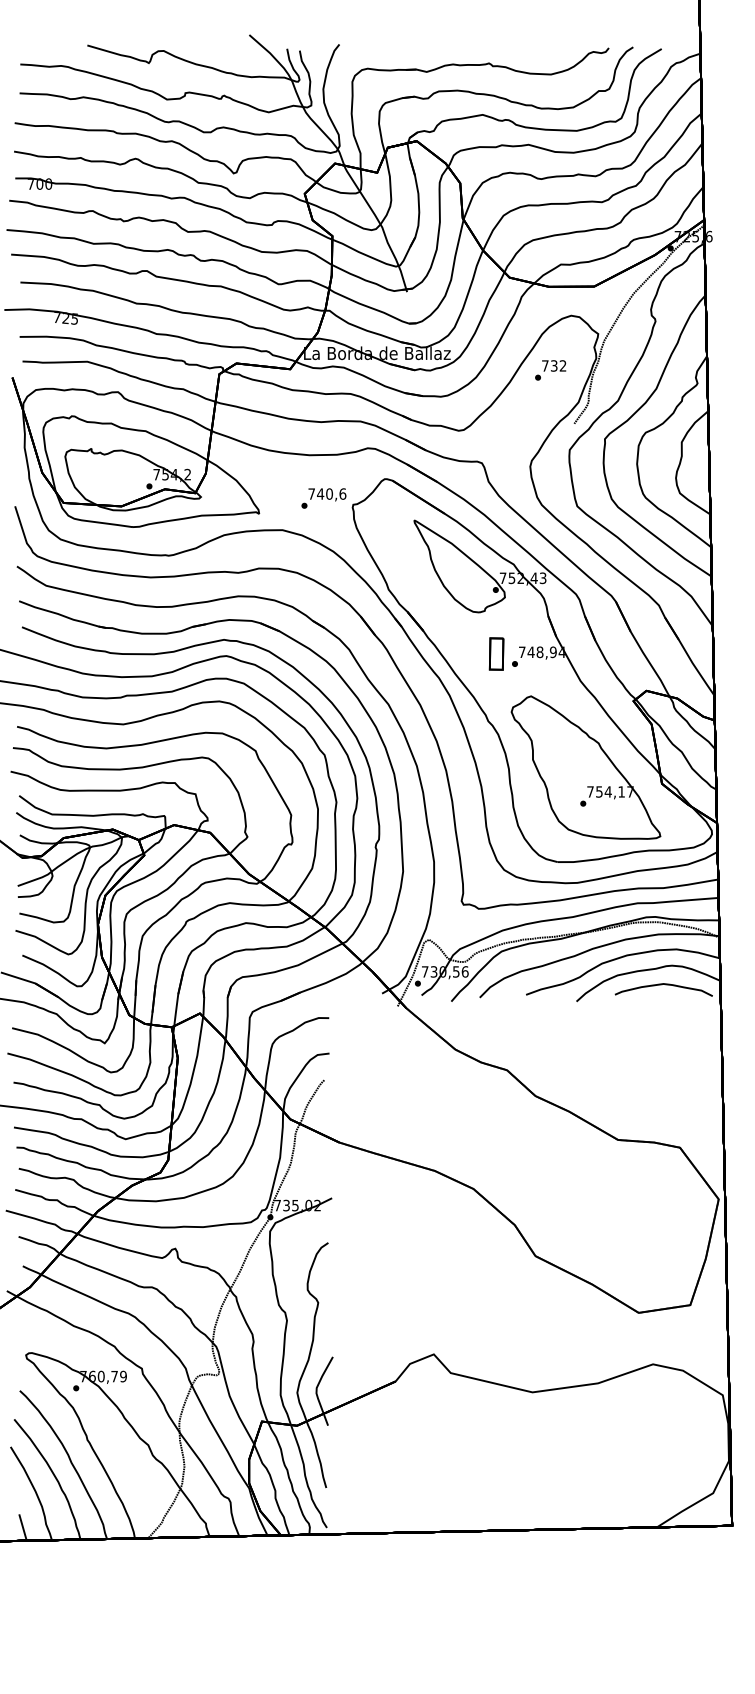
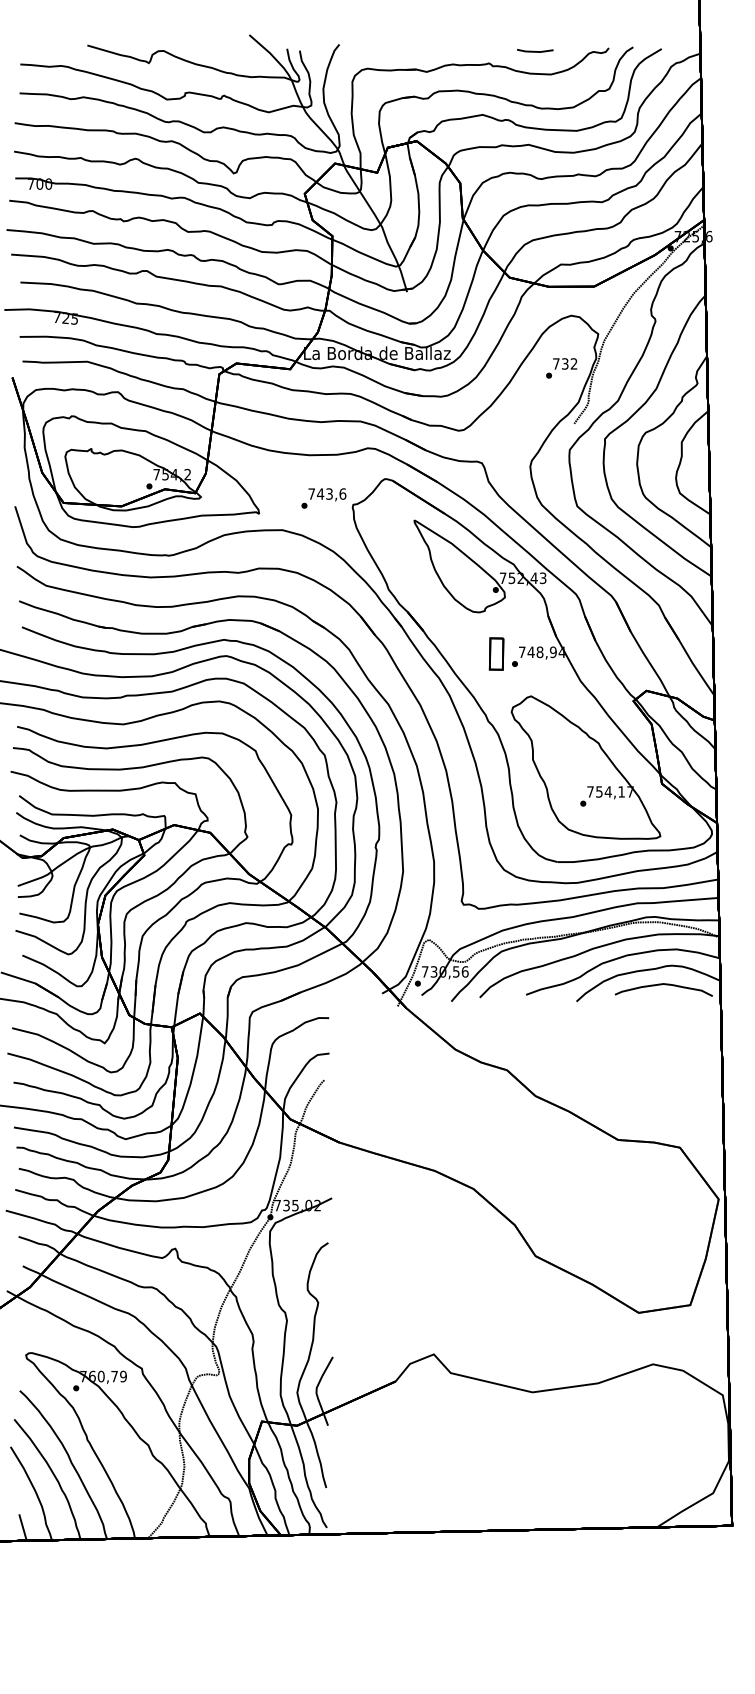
line: none -> present (534, 50)
text position: (550, 370) -> (561, 368) (561, 368)
text: 740,6 -> 743,6 (329, 493)
